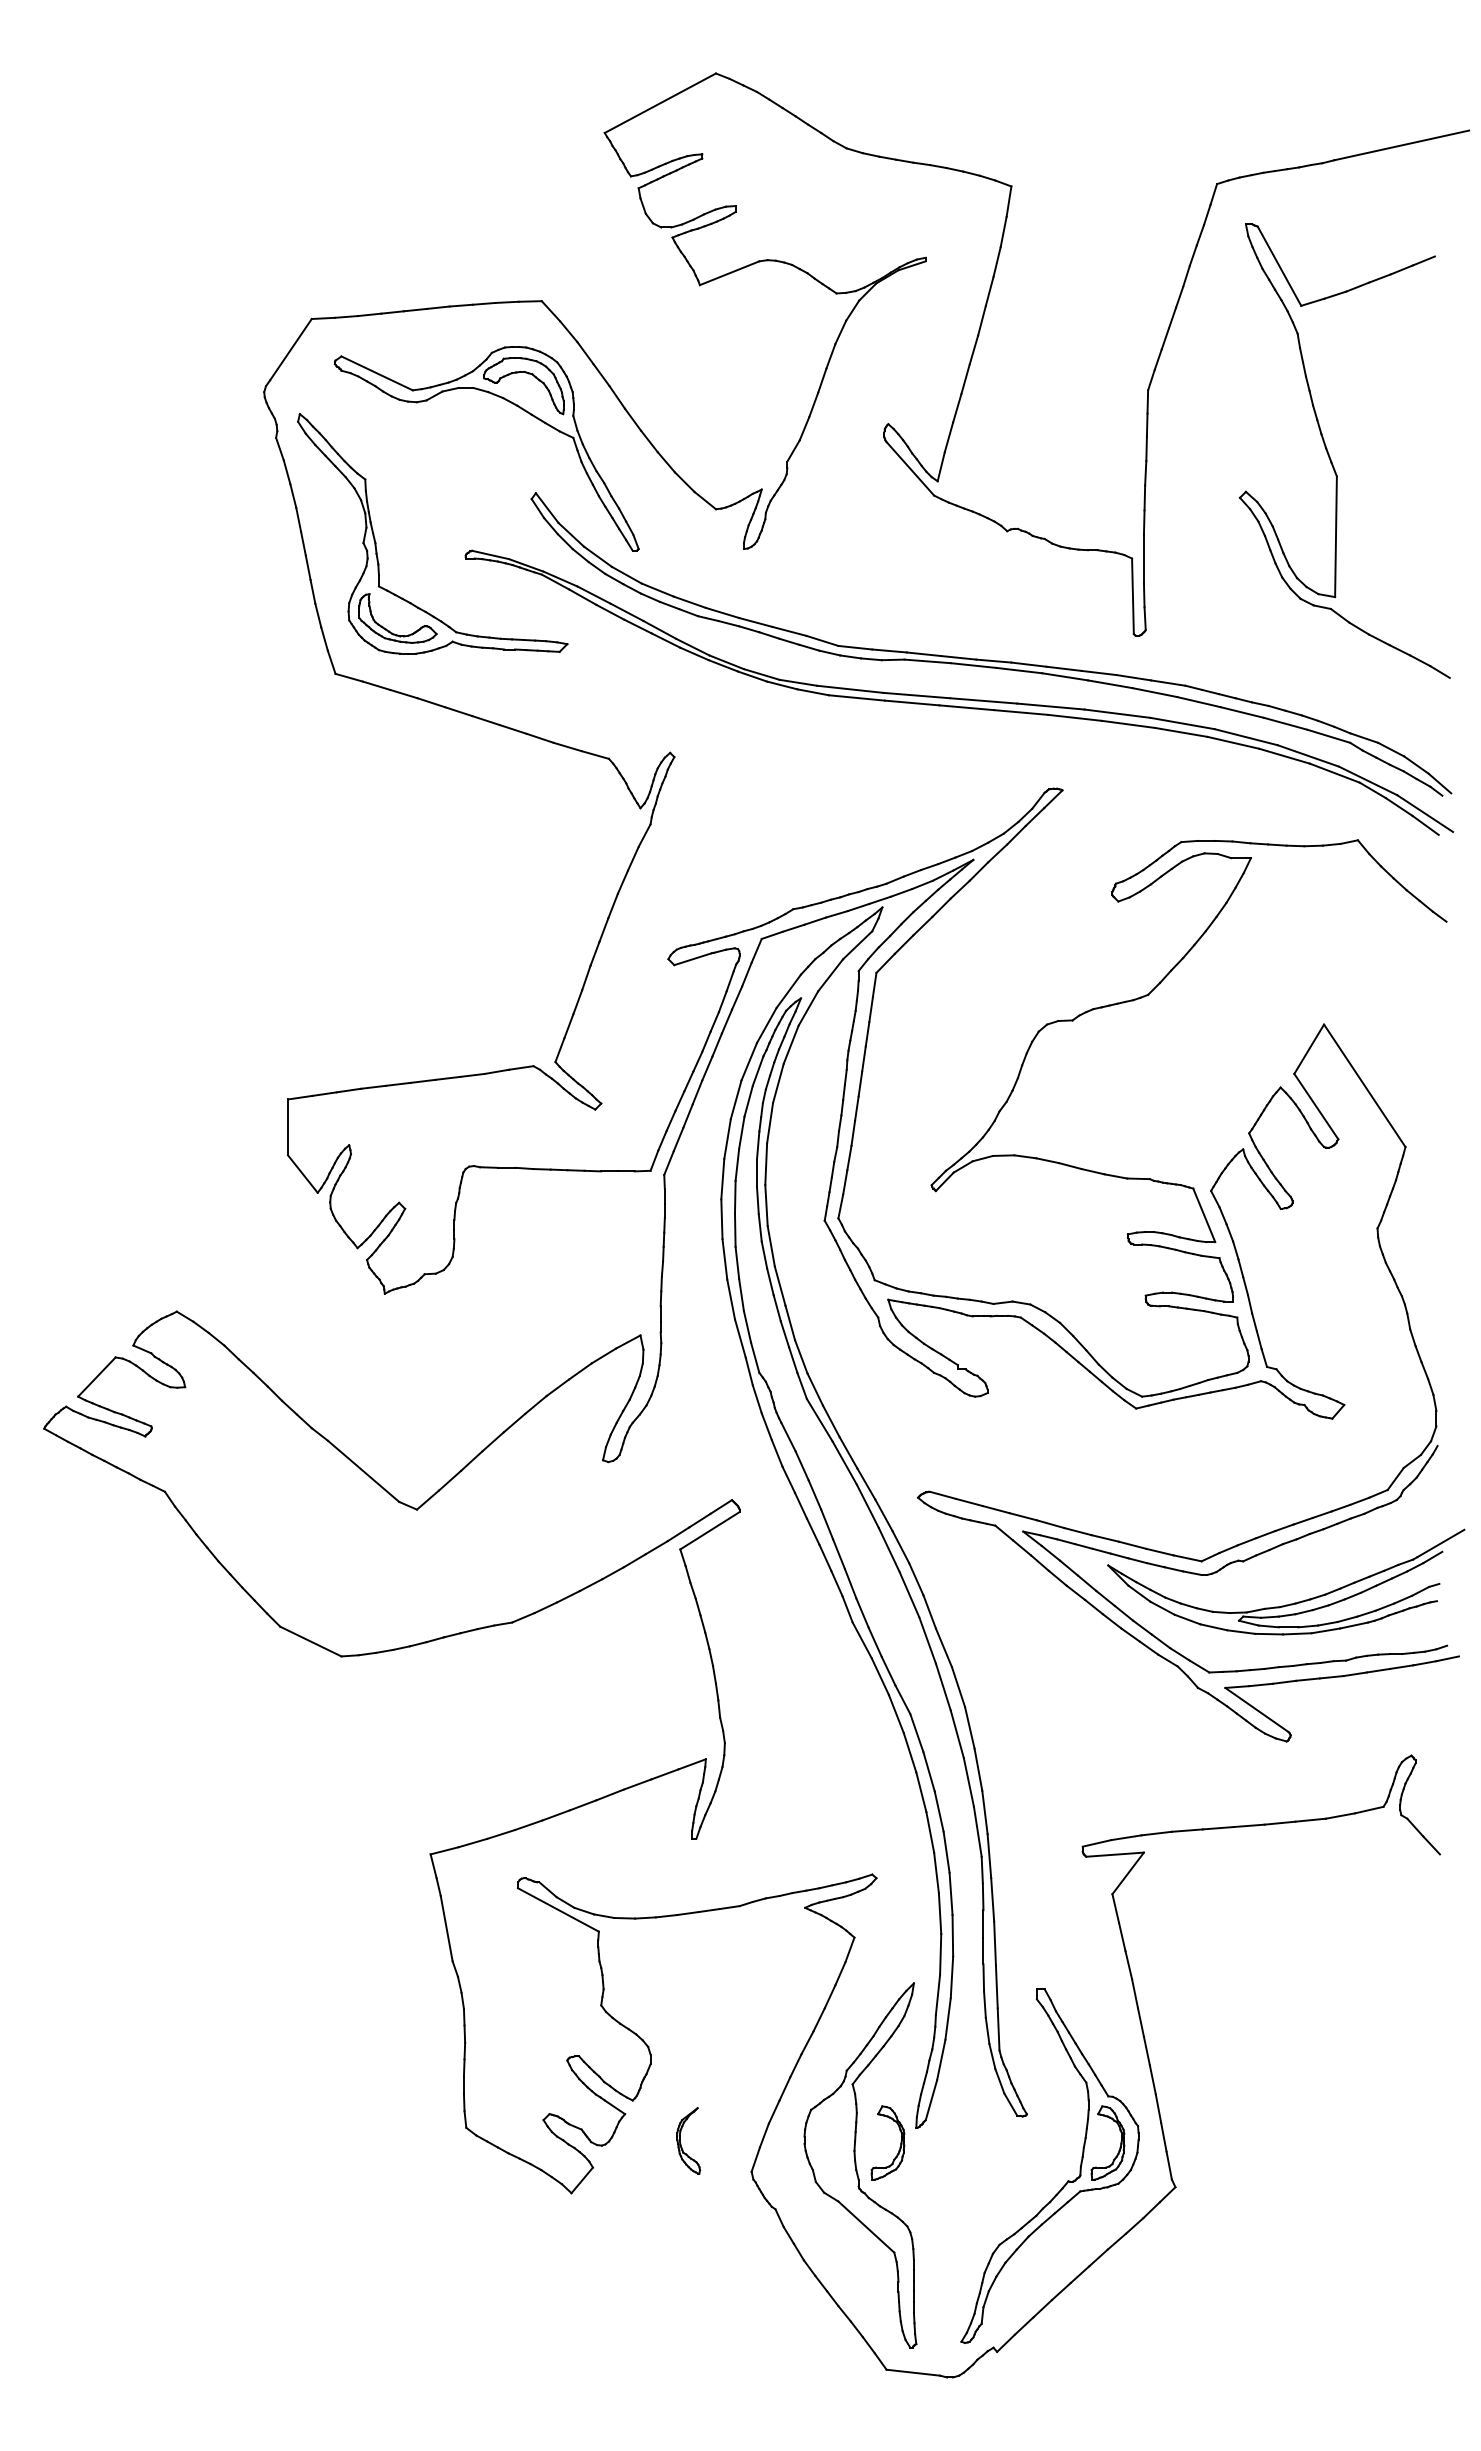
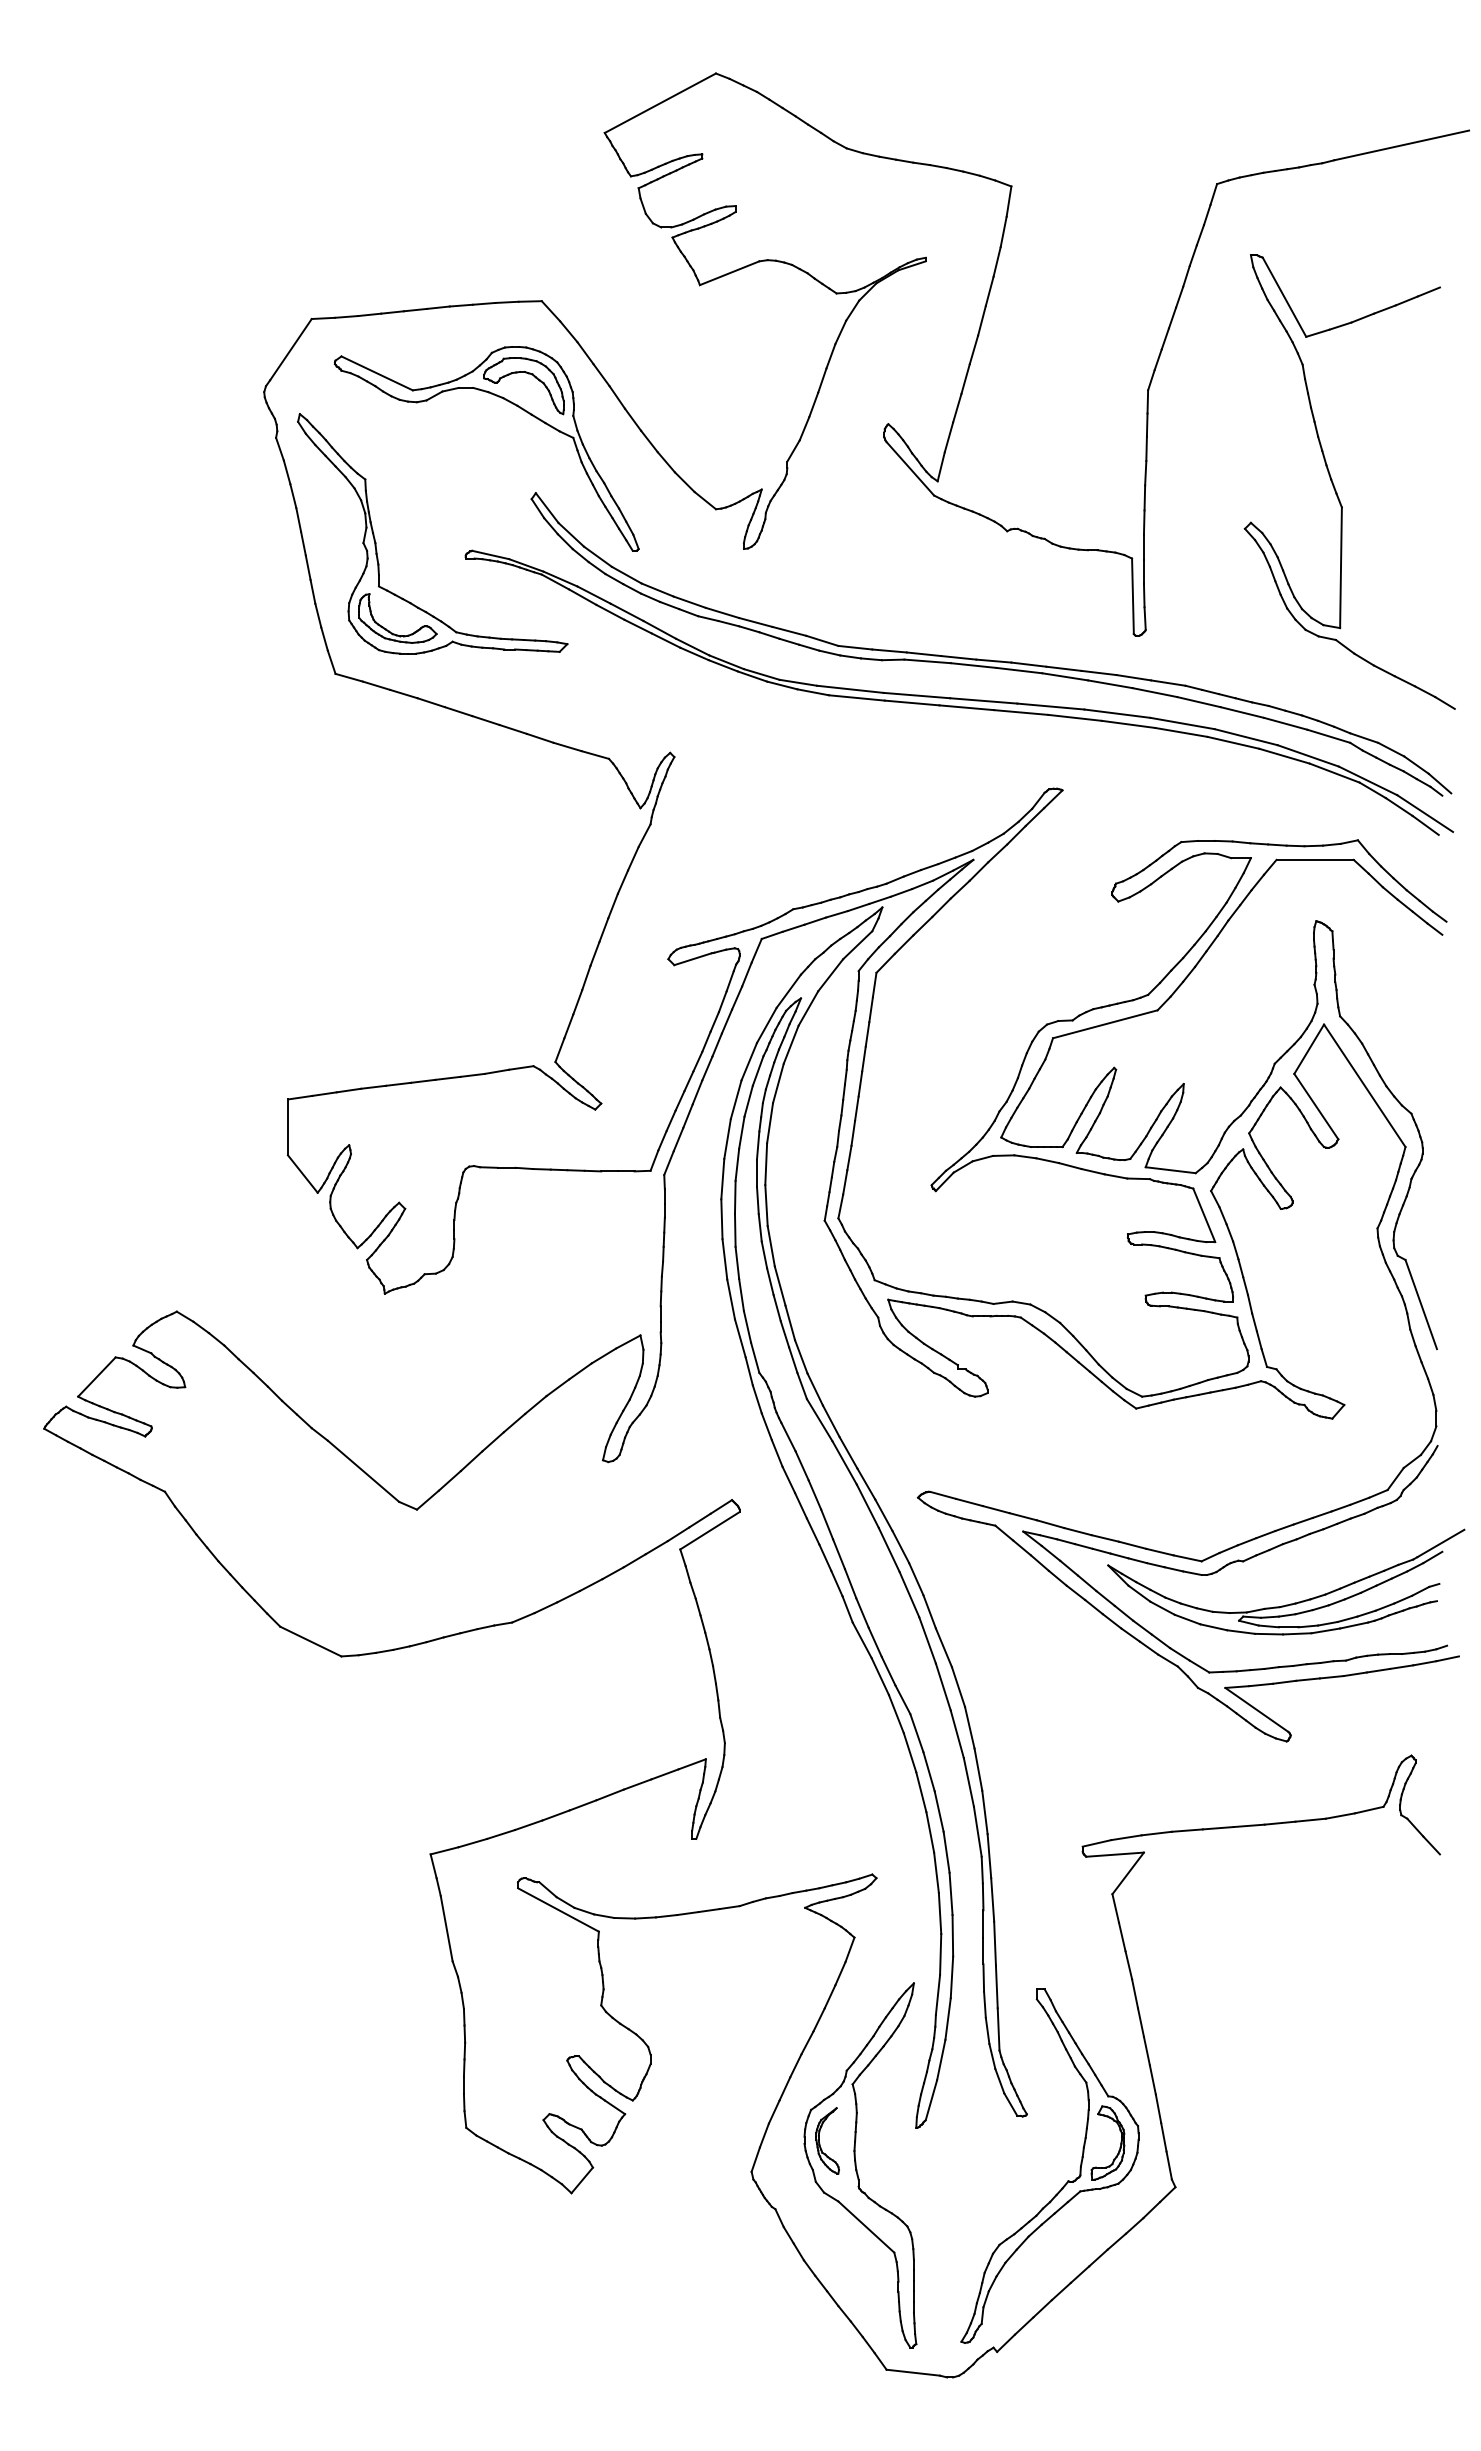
part position: (1330, 456) -> (1335, 487) (1335, 487)
part: none -> present (1235, 1118)
part: present -> none (900, 2142)
part position: (681, 2143) -> (820, 2143) (820, 2143)
